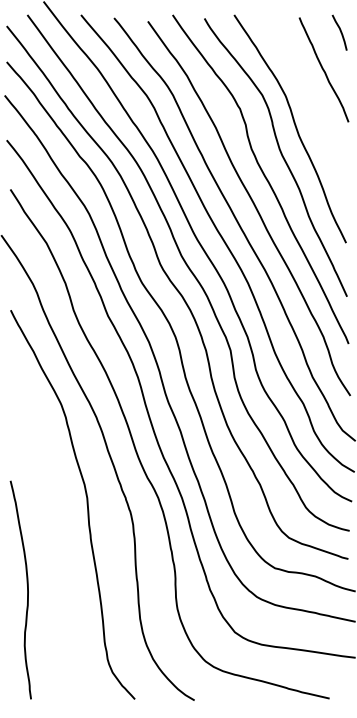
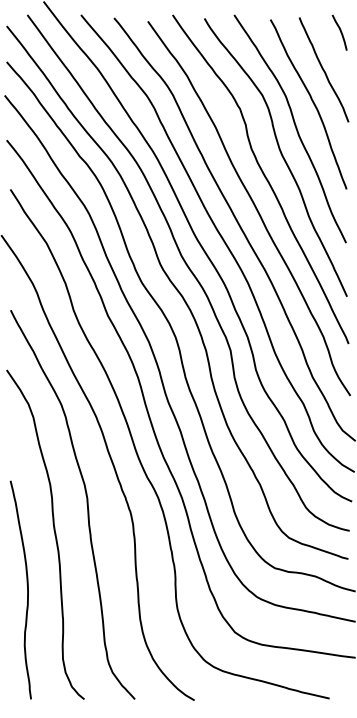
curve: none -> present (311, 101)
curve: none -> present (53, 530)
